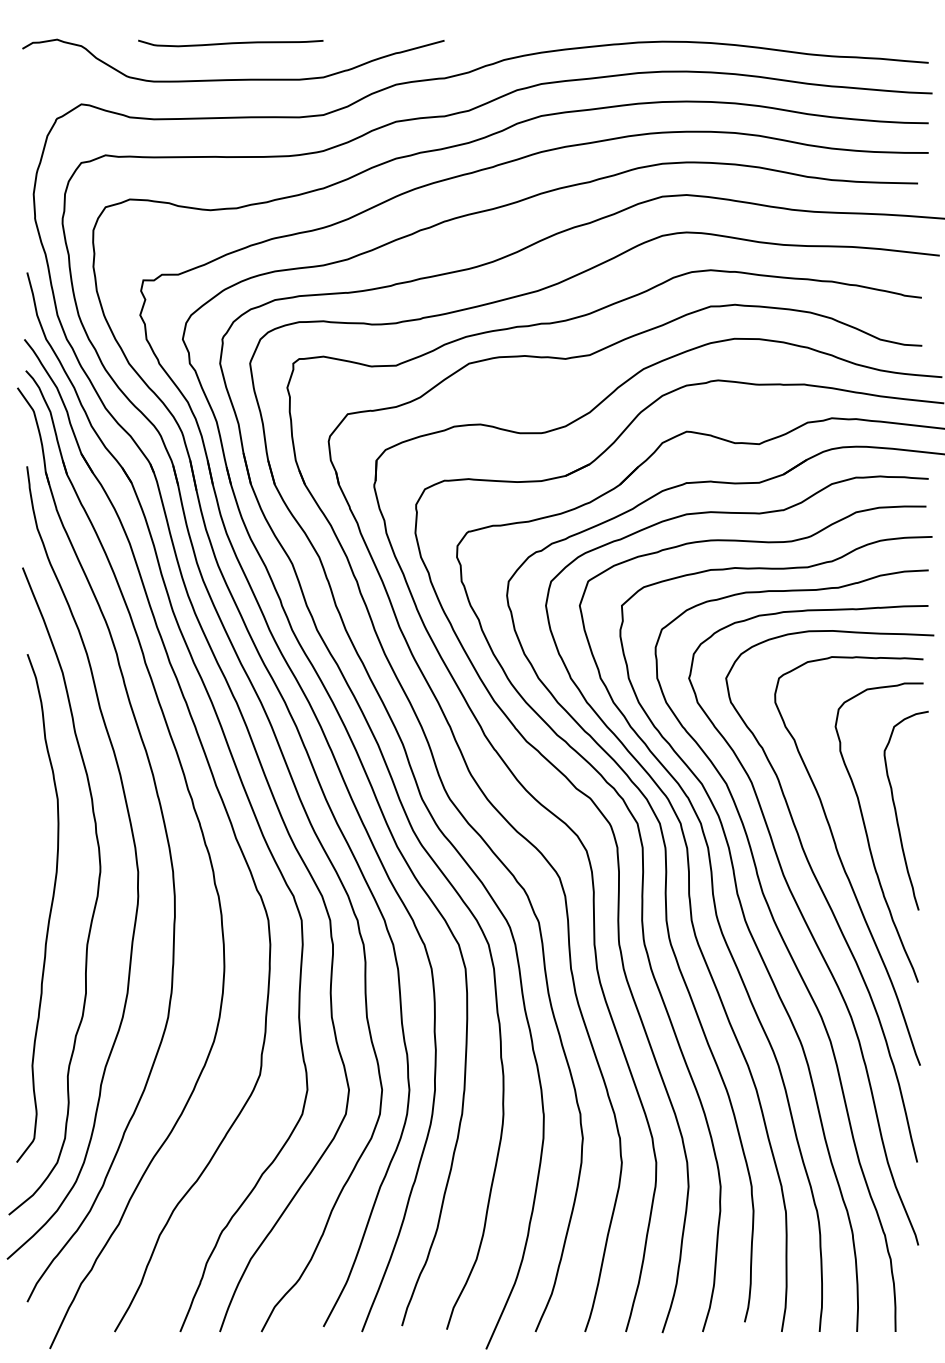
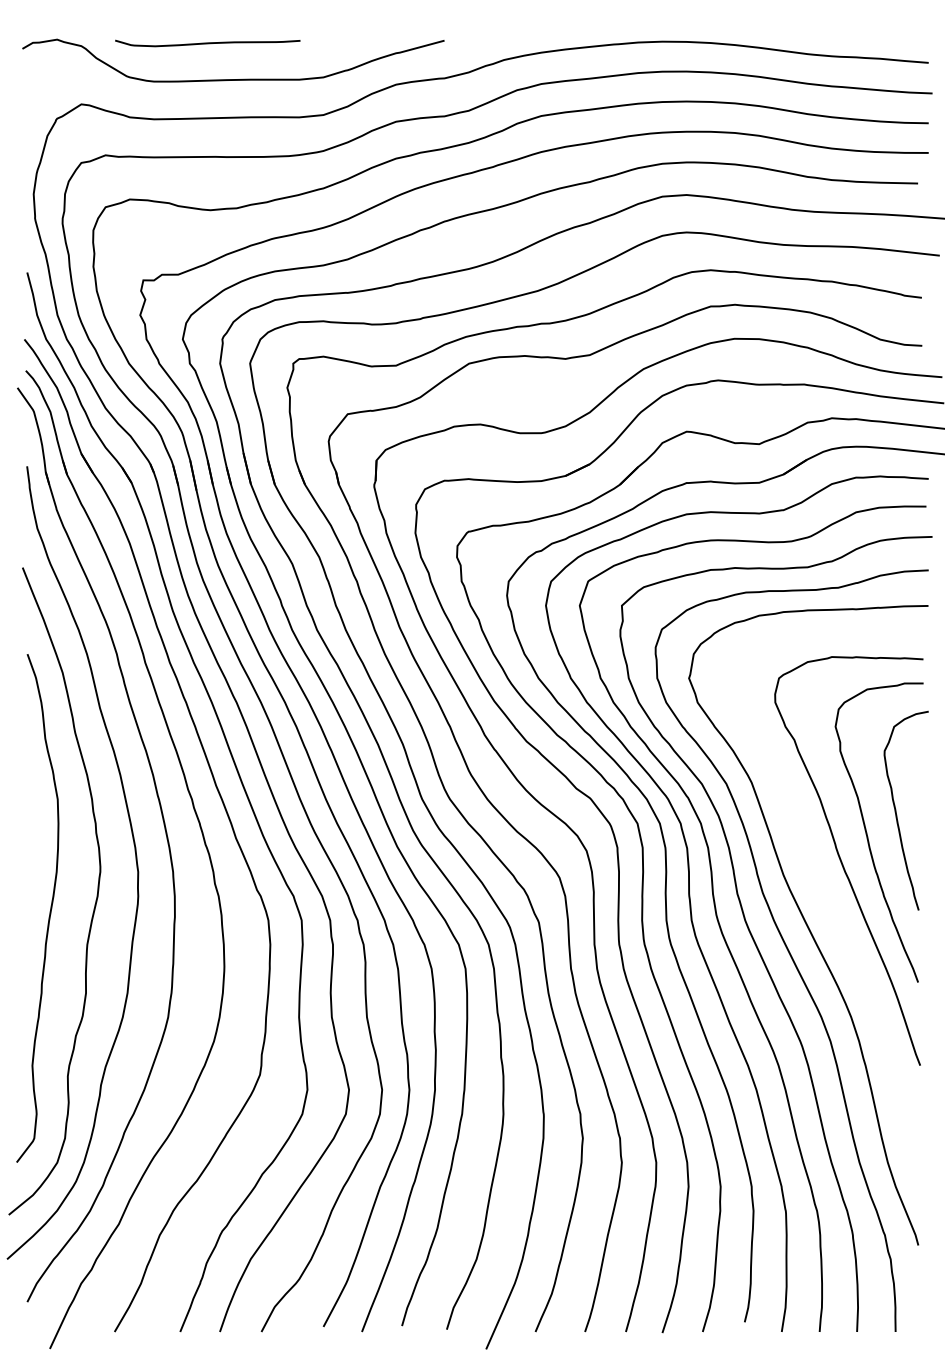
curve position: (230, 43) -> (207, 43) (207, 43)
curve: present -> none (826, 897)
